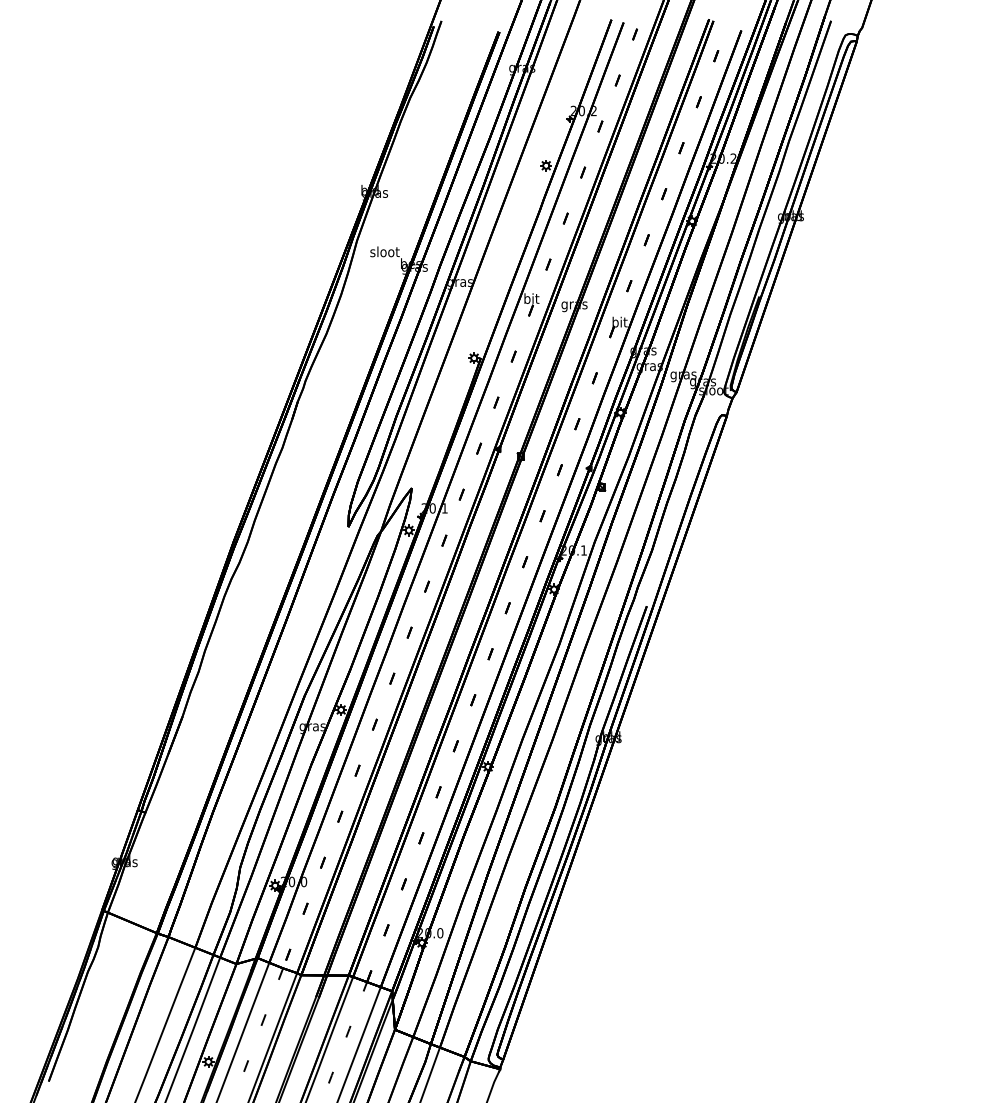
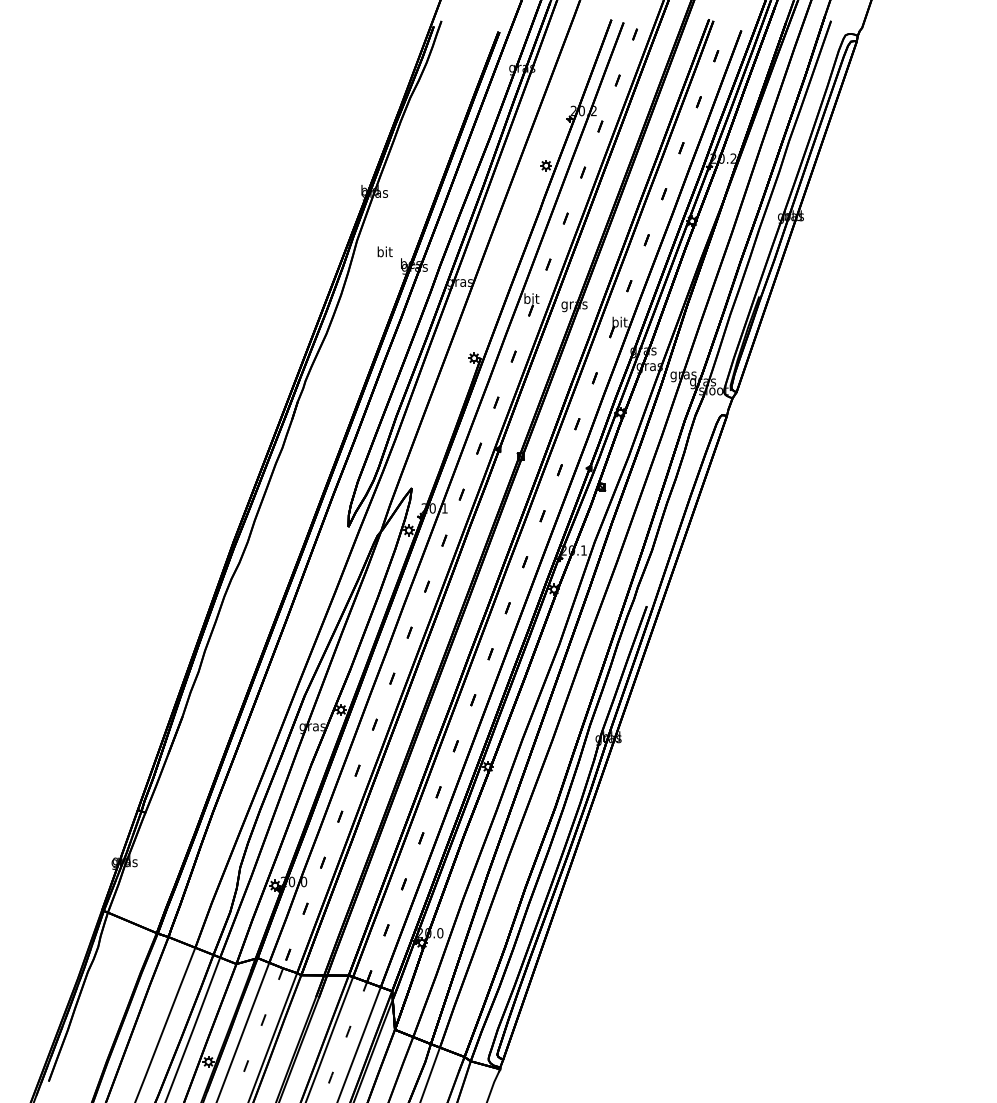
text: sloot -> bit (384, 251)
